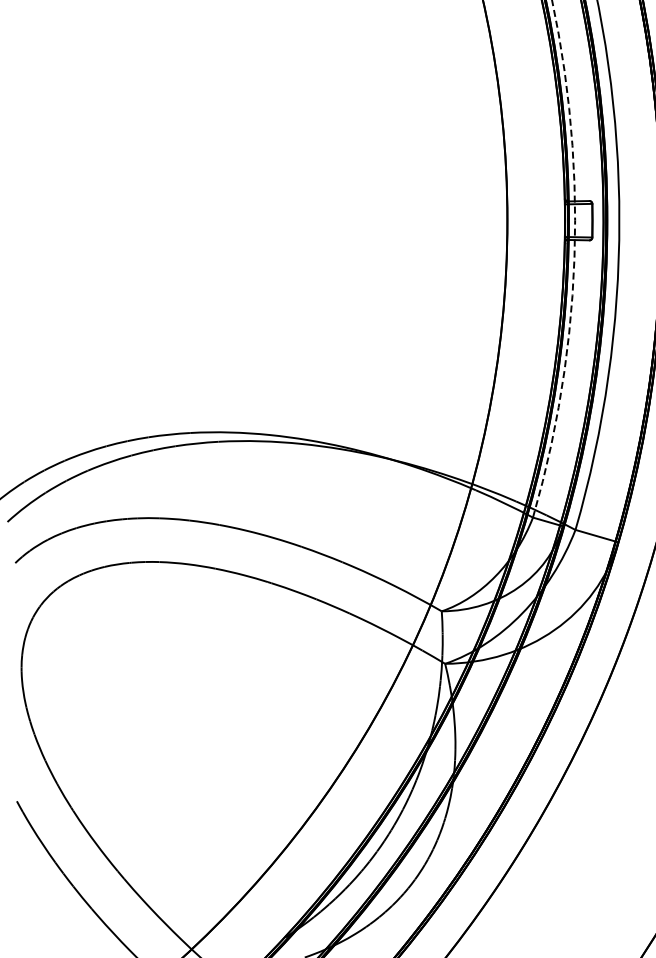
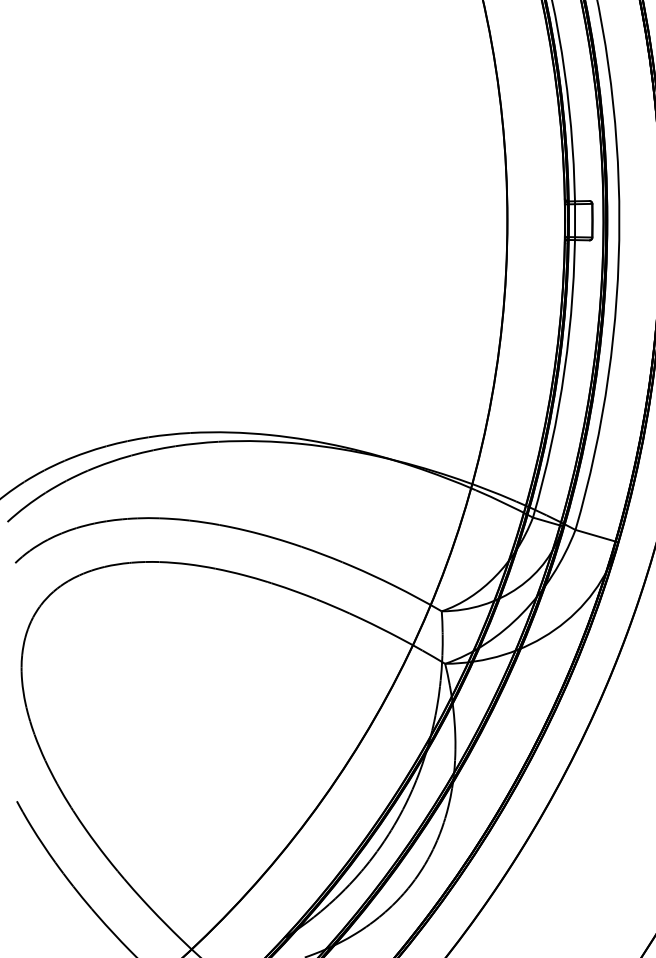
arc: dashed -> solid (574, 259)
